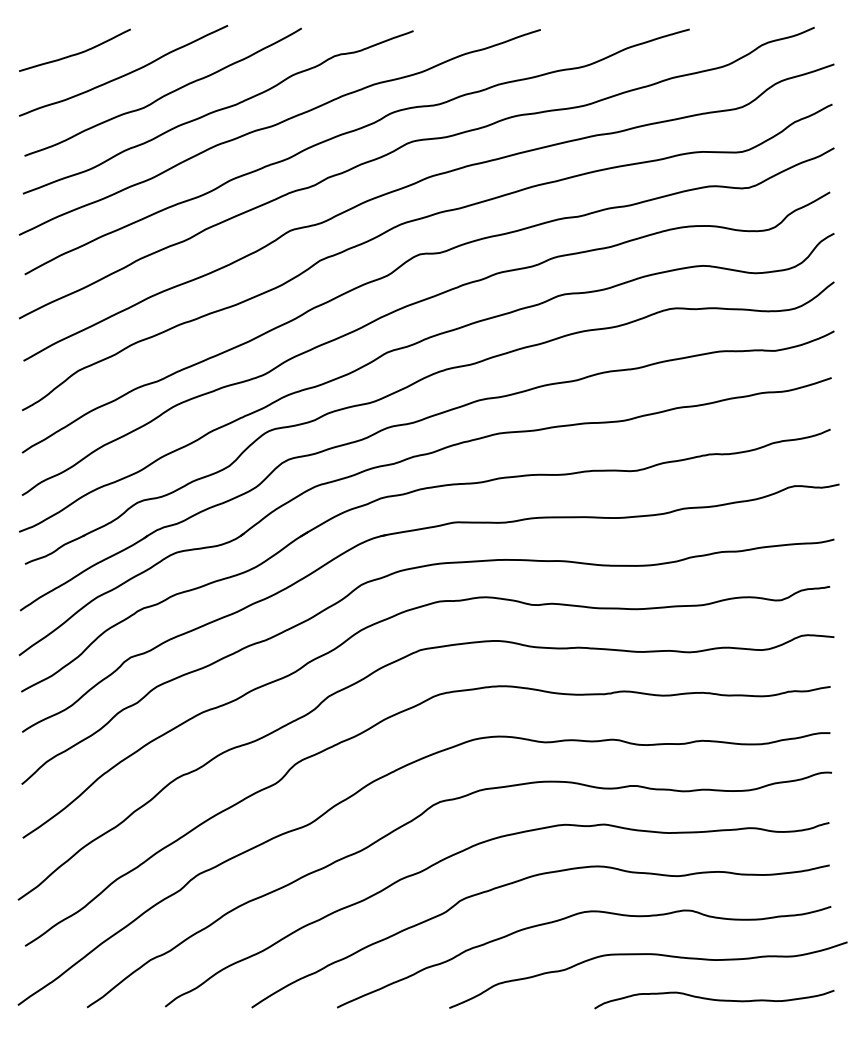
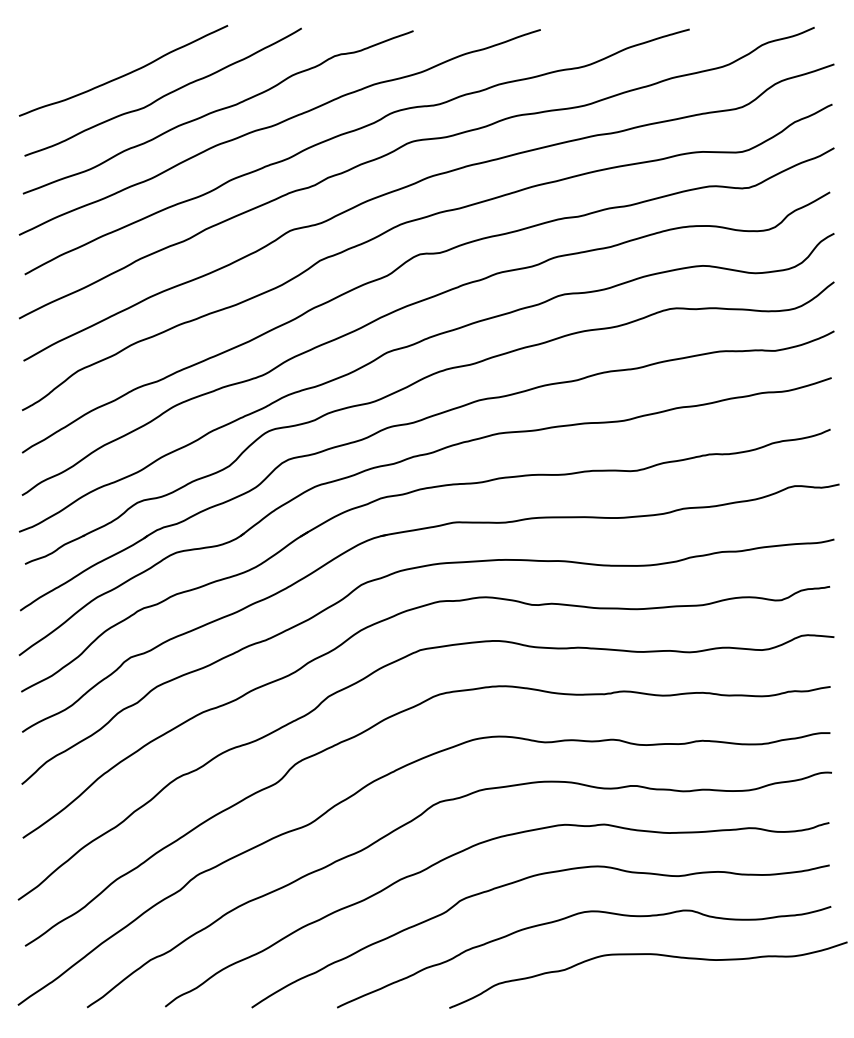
curve: present -> none (75, 53)
curve: present -> none (714, 999)
